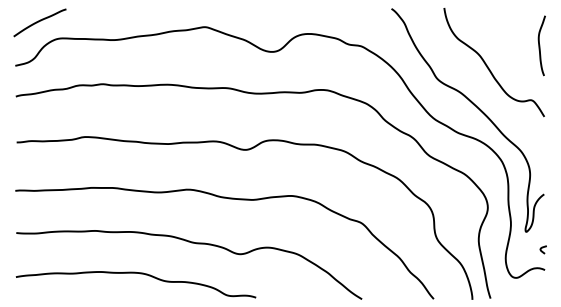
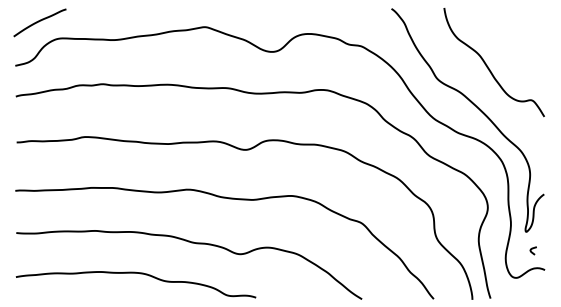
curve: present -> none (540, 45)
curve position: (542, 248) -> (532, 249) (532, 249)
